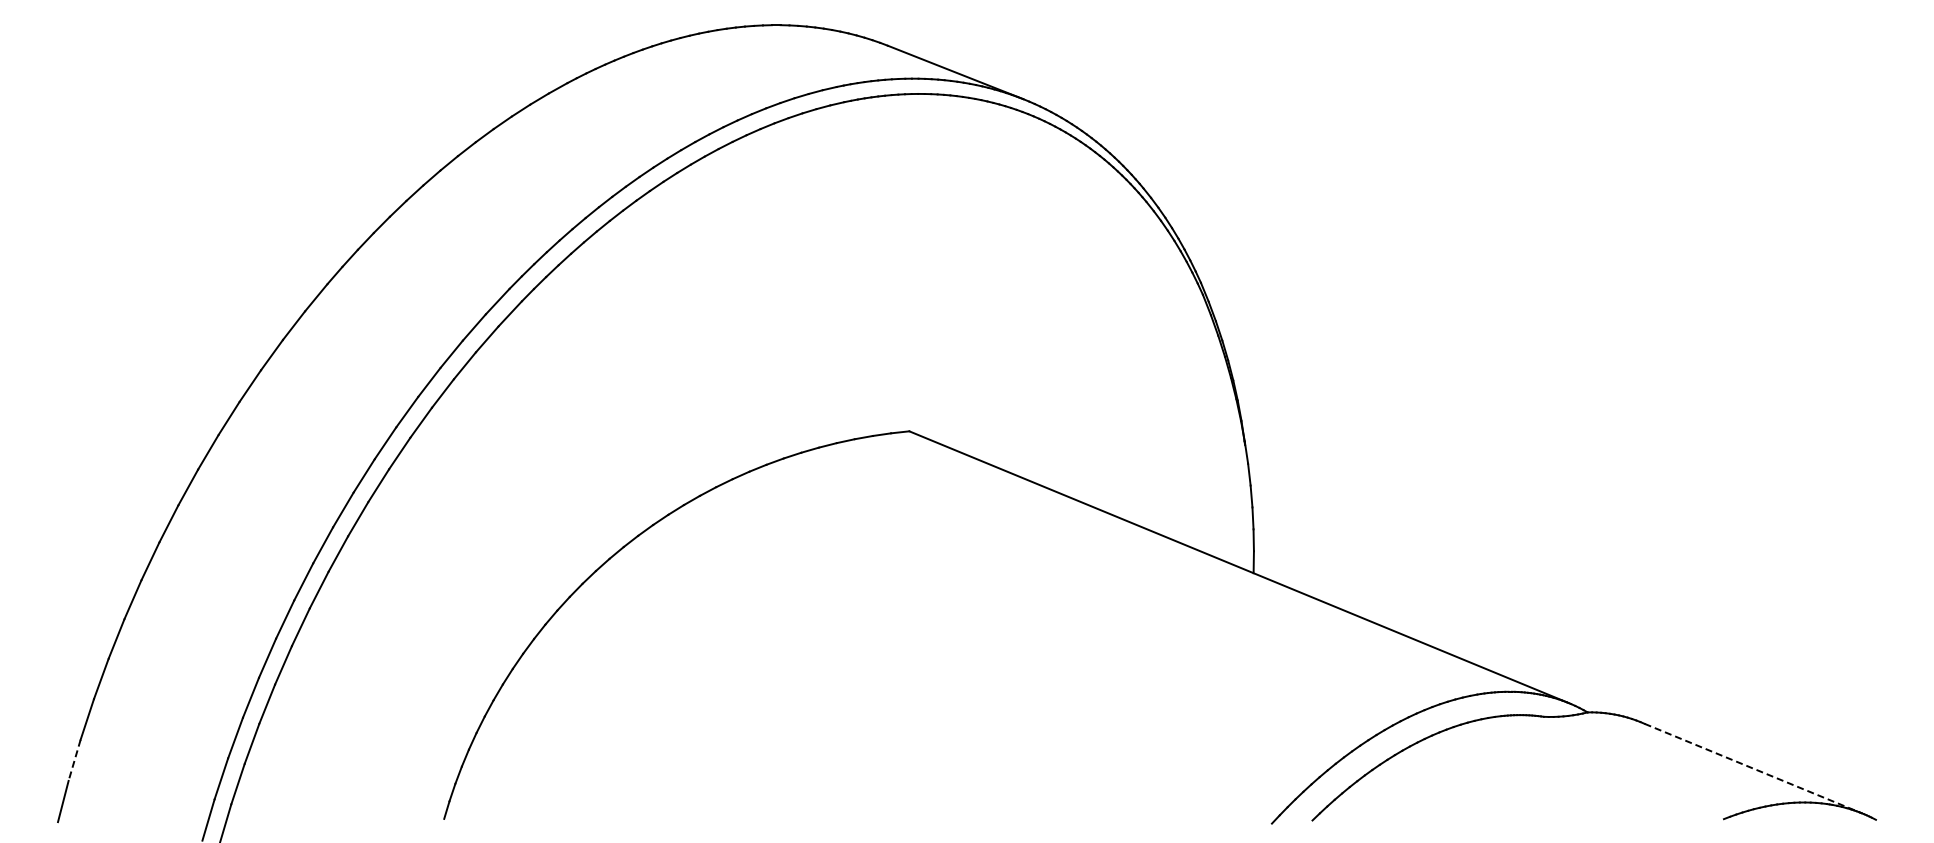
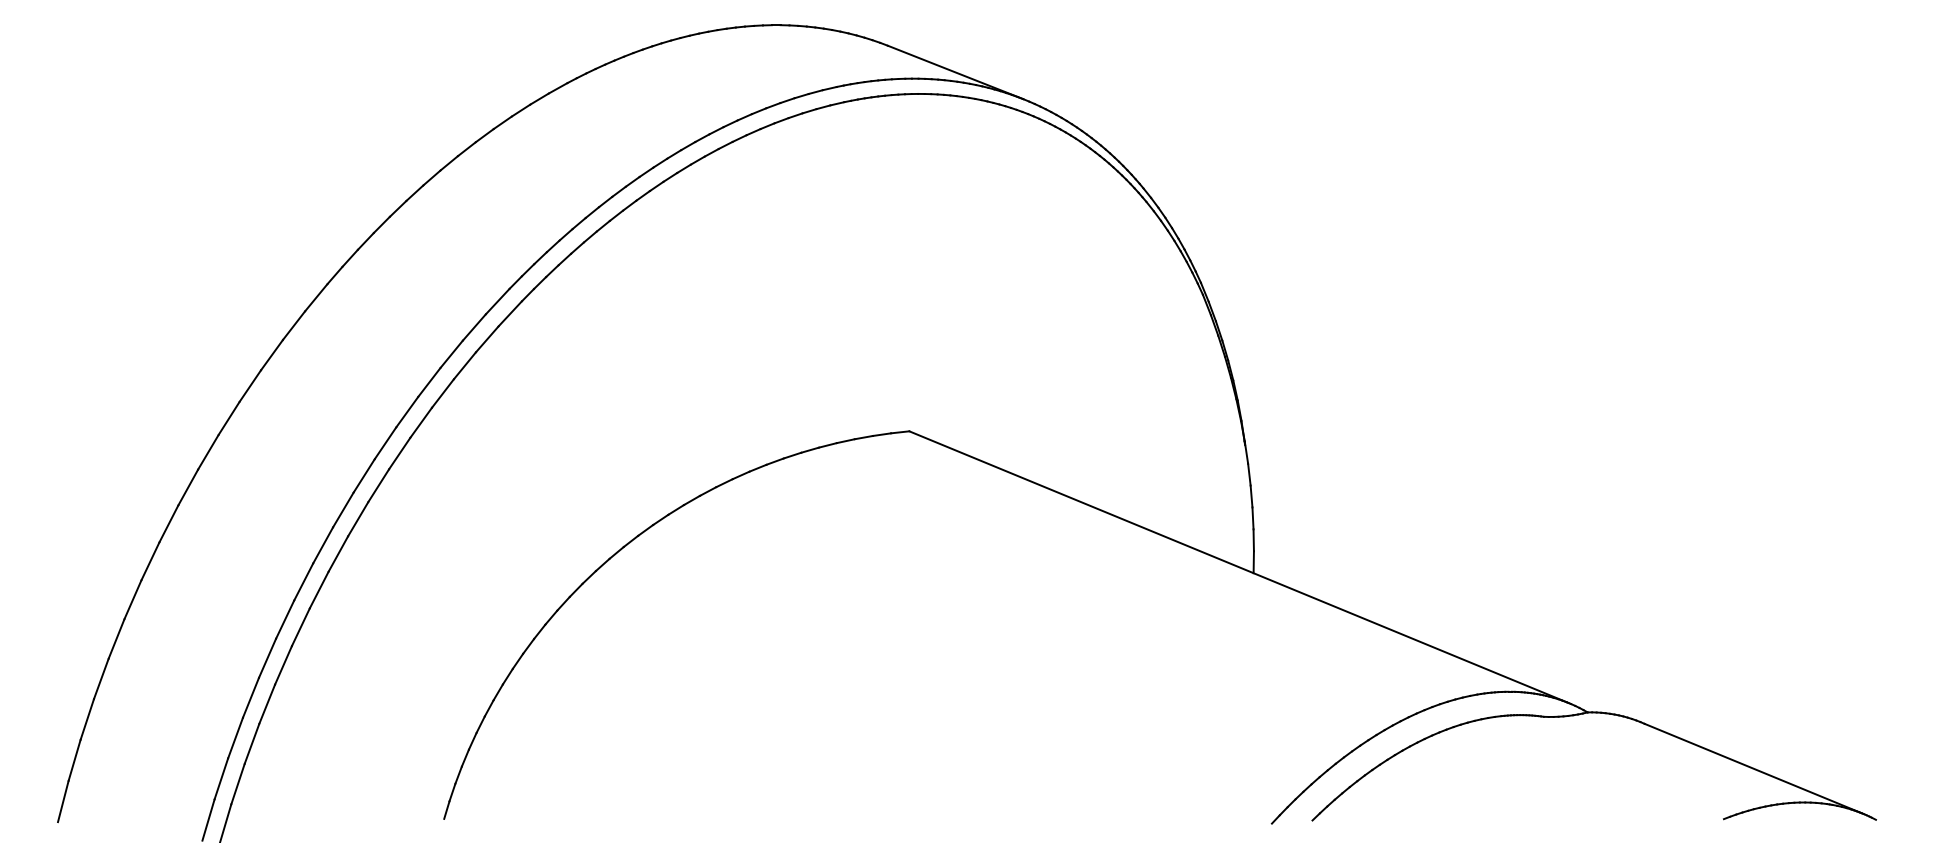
line: dashed -> solid (74, 760)
line: dashed -> solid (1753, 768)
